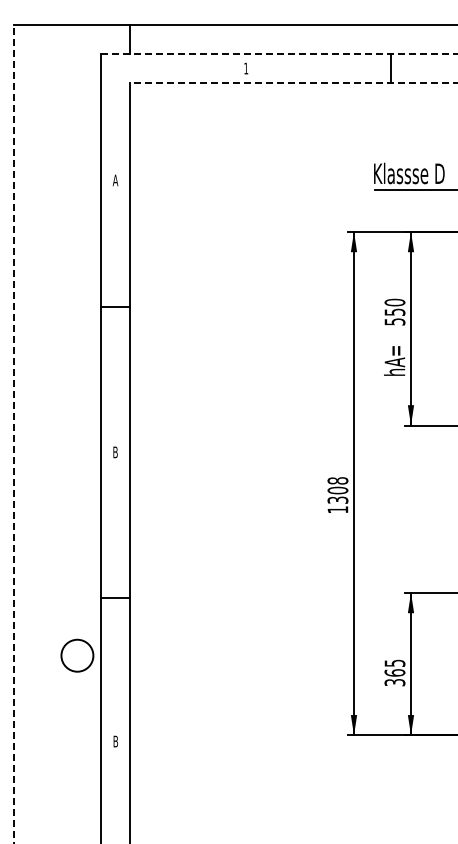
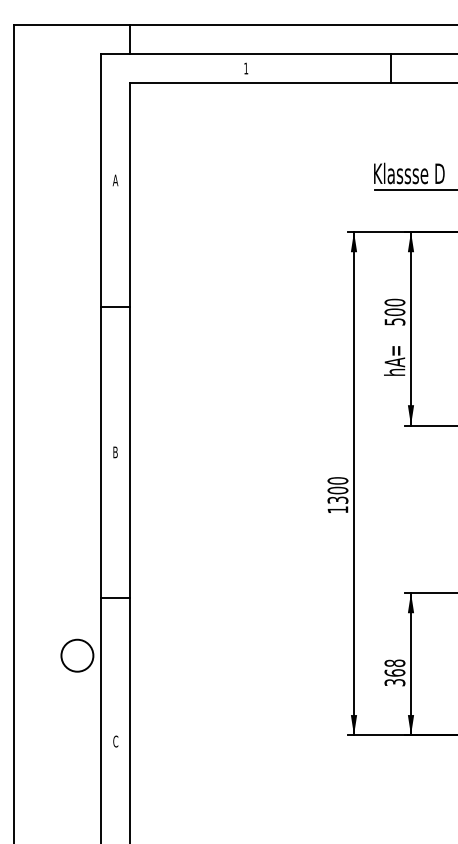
line: dashed -> solid (279, 54)
line: dashed -> solid (293, 83)
text: 550 -> 500 (394, 311)
line: dashed -> solid (13, 434)
text: 1308 -> 1300 (337, 480)
text: 365 -> 368 (394, 663)
text: B -> C (115, 741)
